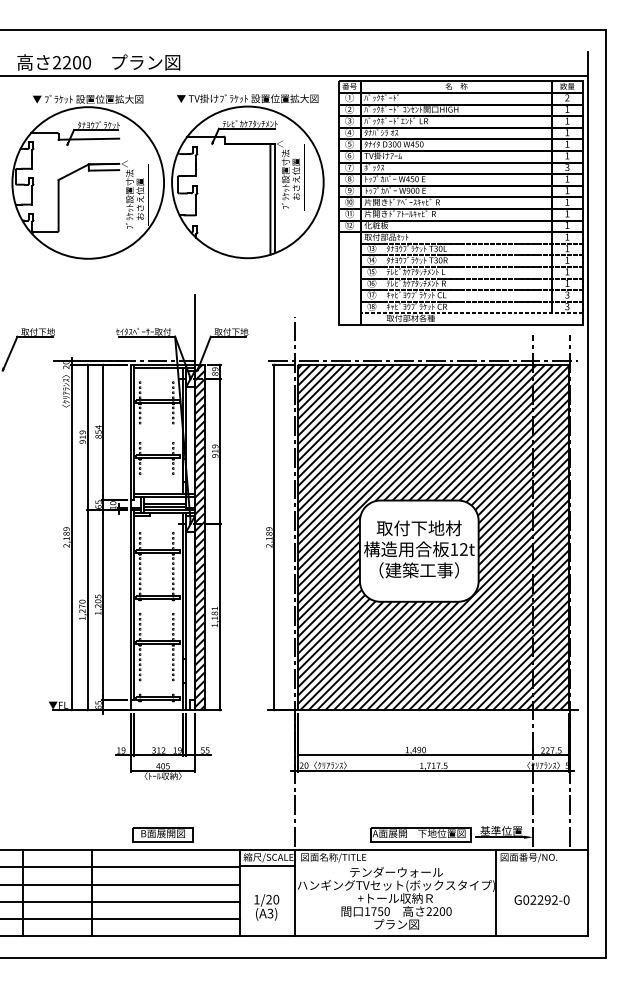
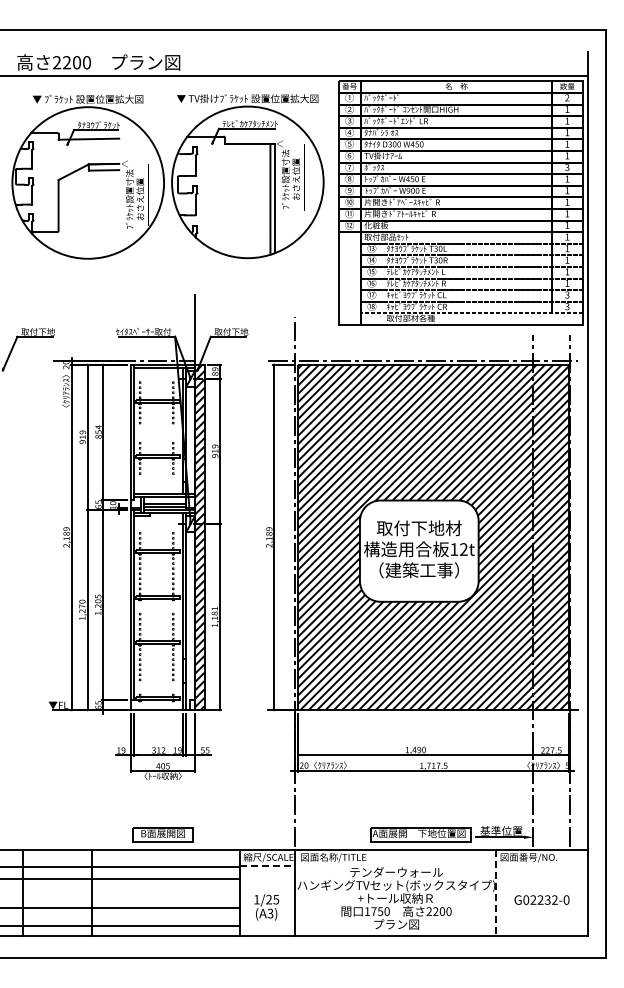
line: solid -> dashed (267, 866)
line position: (121, 884) -> (121, 878) (121, 878)
line: solid -> dashed (495, 893)
text: 1/20 -> 1/25 (276, 899)
text: G02292-0 -> G02232-0 (547, 899)
line position: (121, 901) -> (121, 907) (121, 907)
line position: (121, 918) -> (121, 925) (121, 925)
